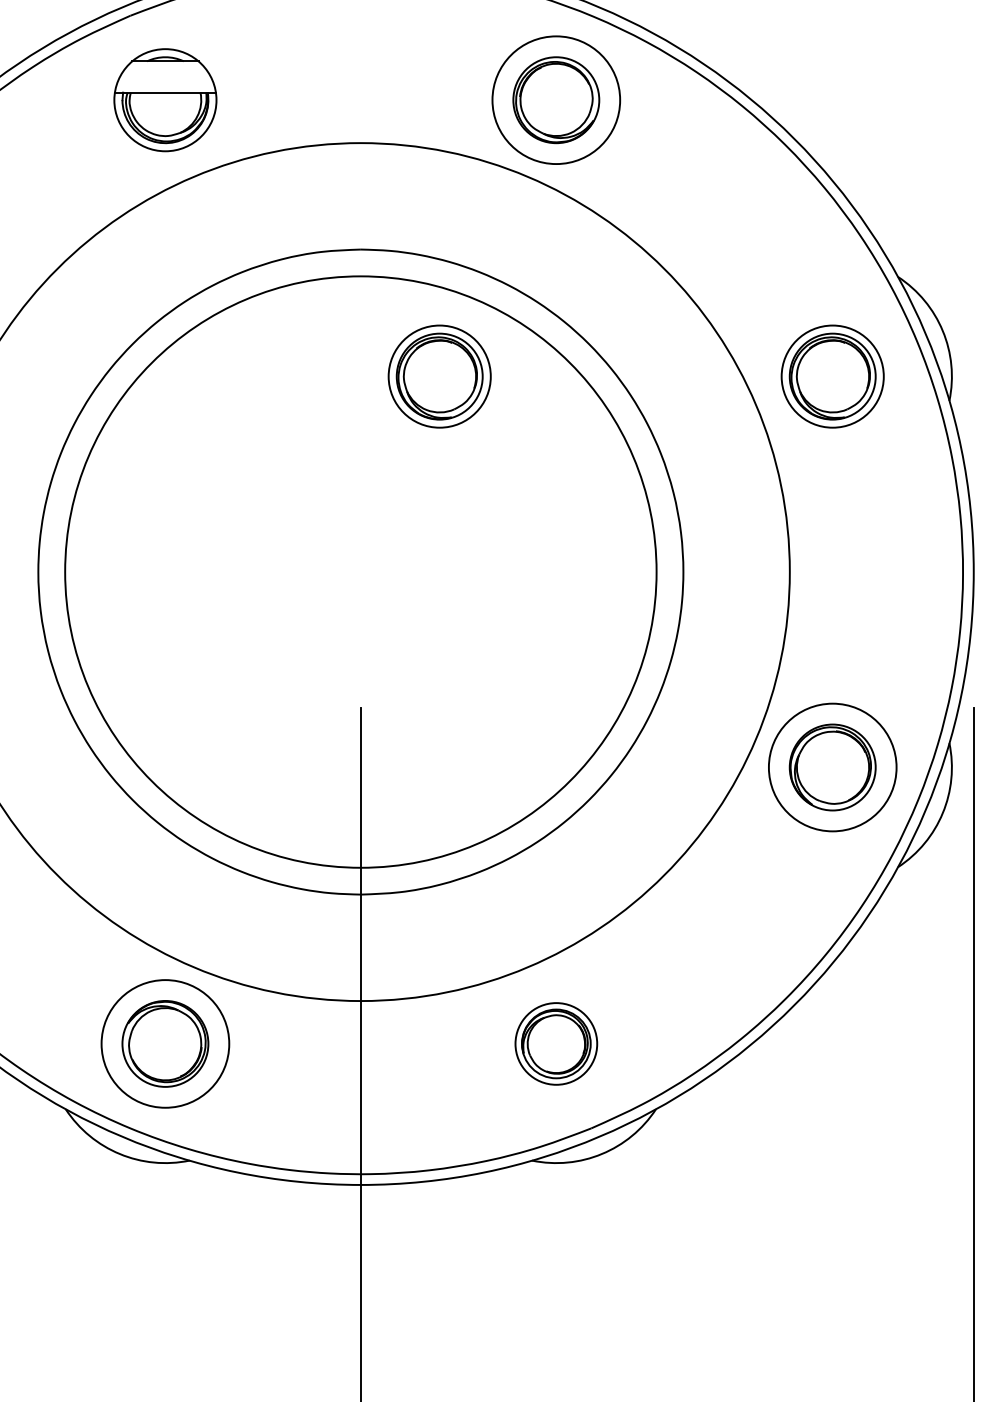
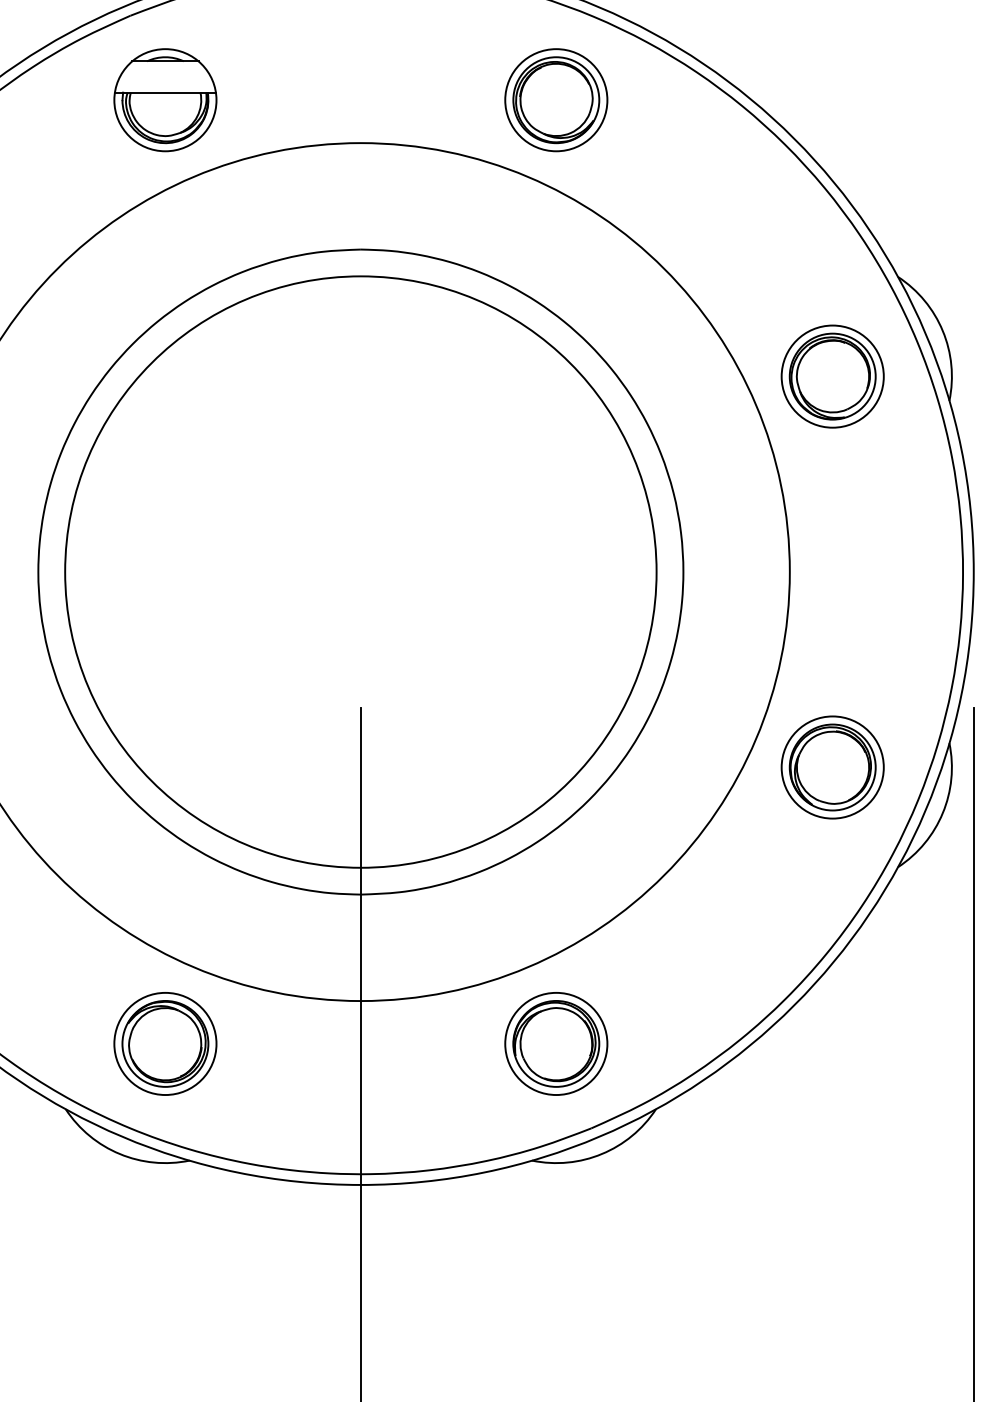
circle diameter: 128 px -> 102 px (556, 100)
part: present -> none (439, 376)
circle diameter: 128 px -> 102 px (832, 767)
circle diameter: 128 px -> 102 px (165, 1043)
part size: 85x84 px -> 105x104 px (556, 1043)
